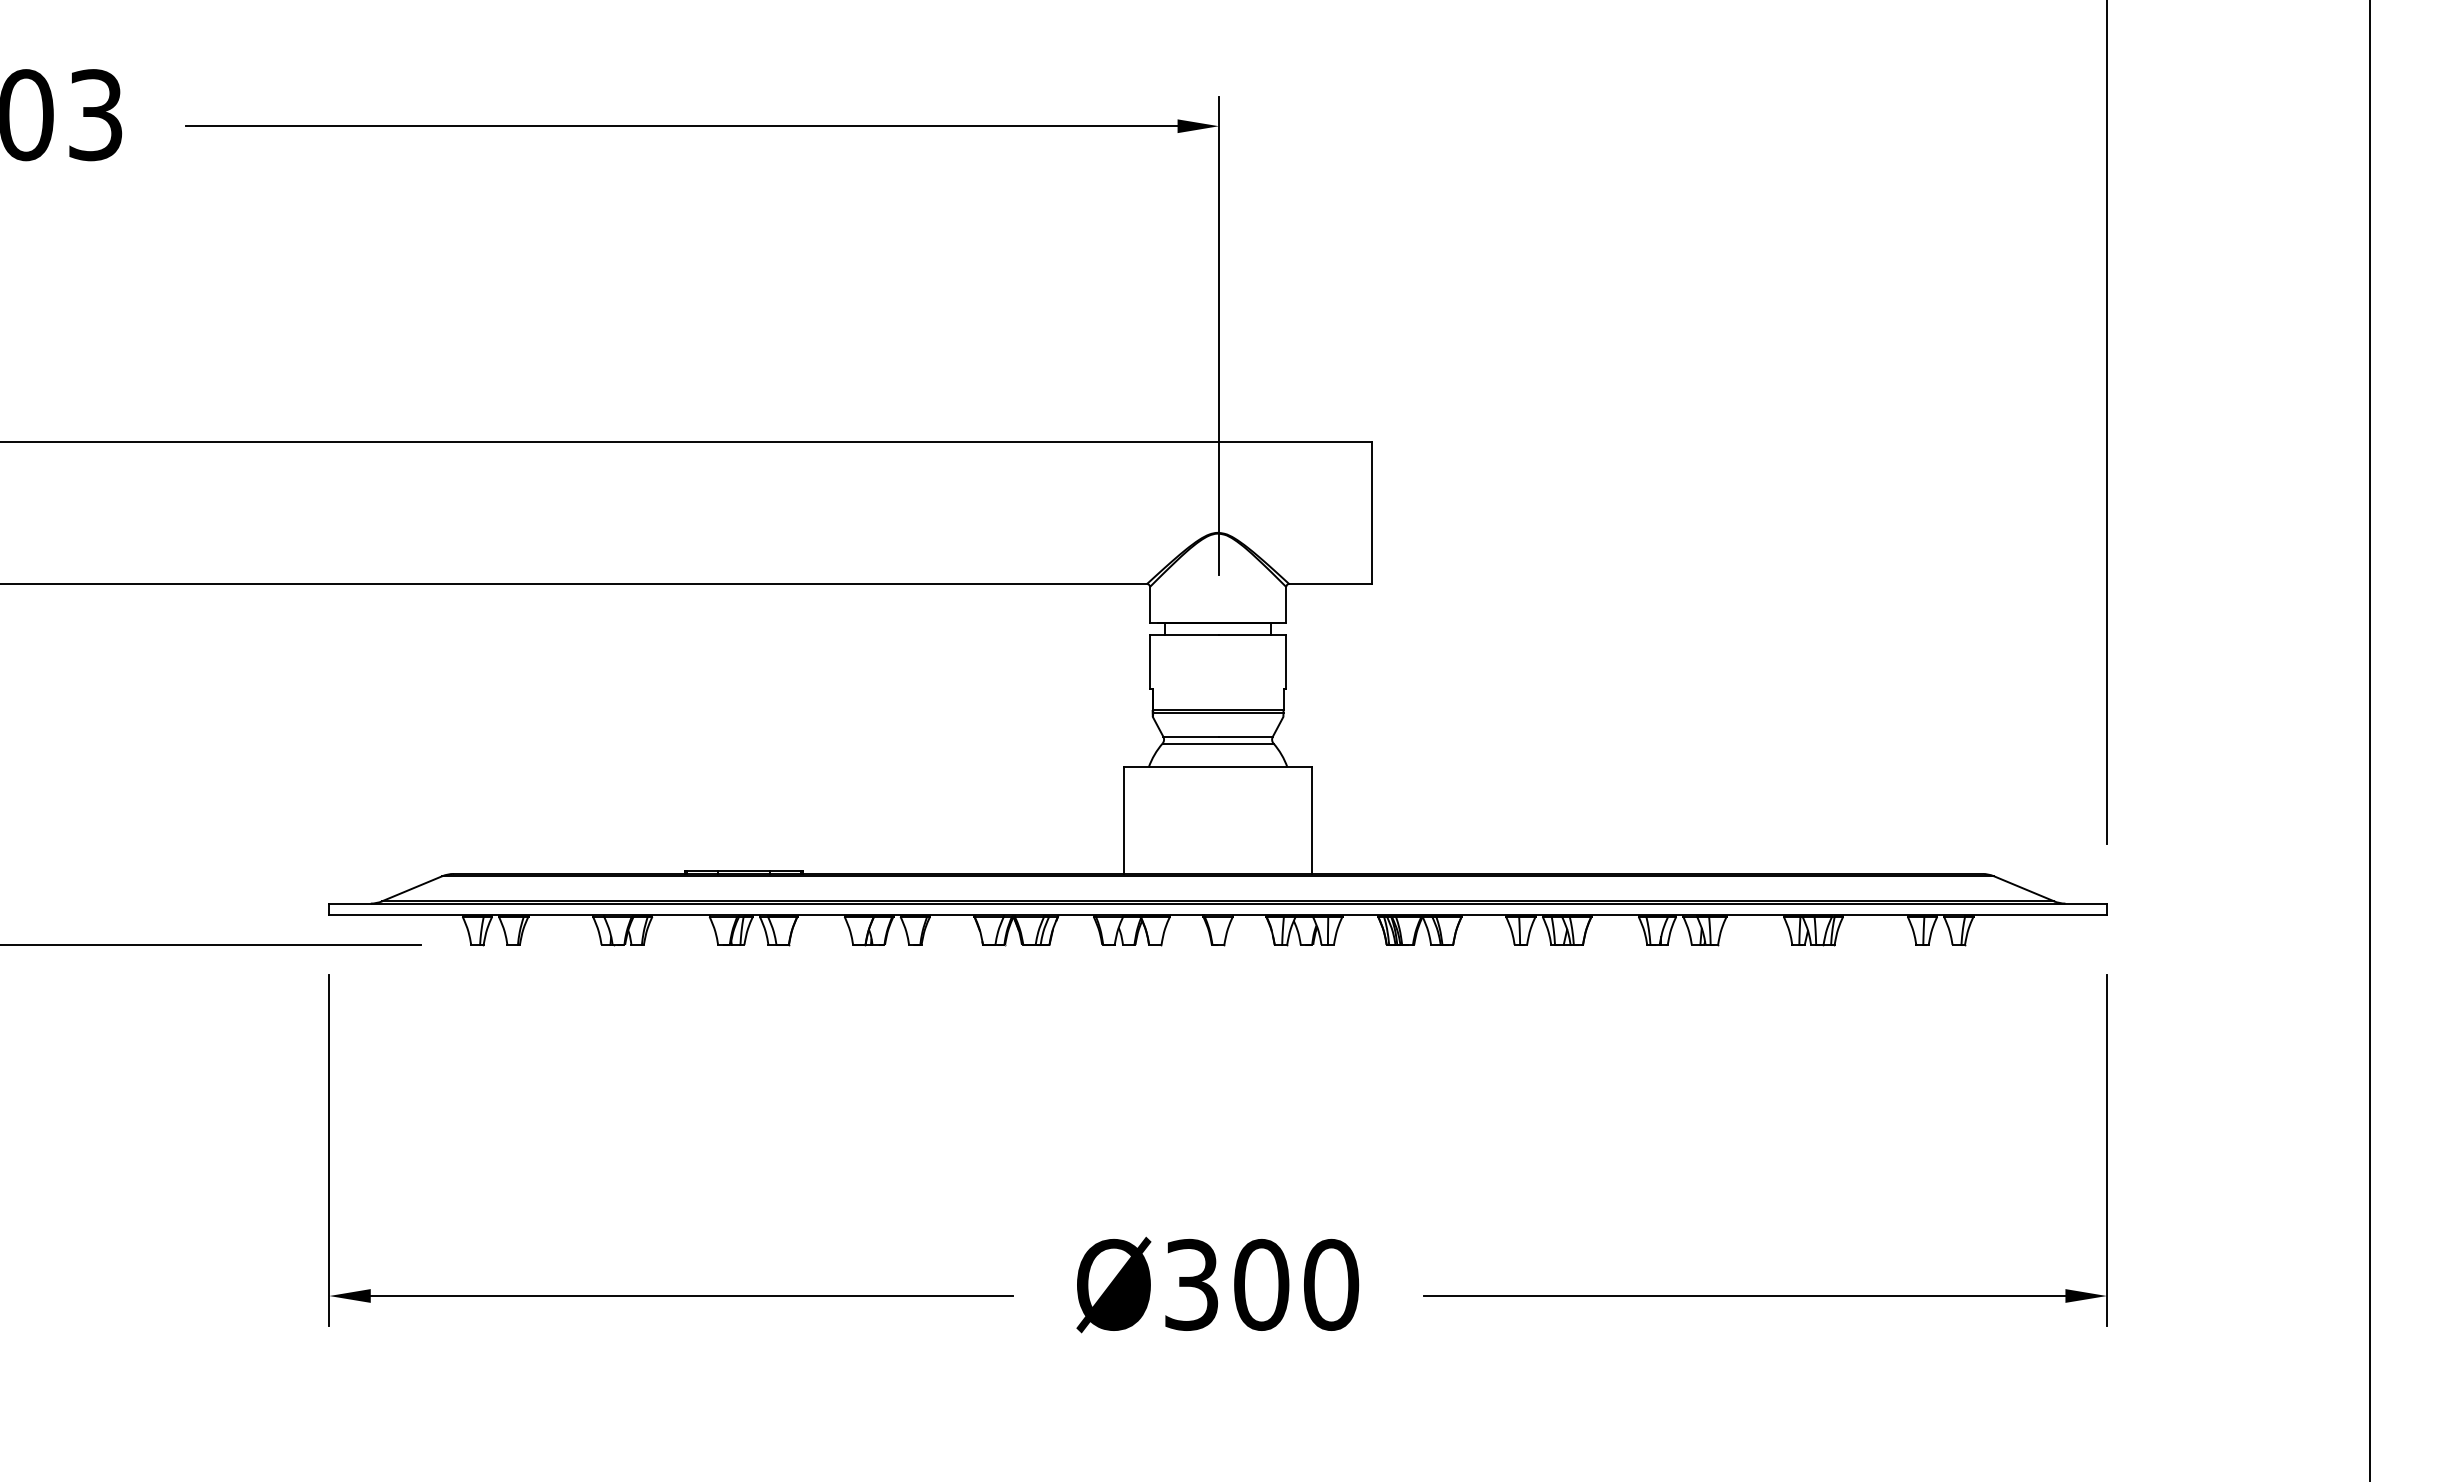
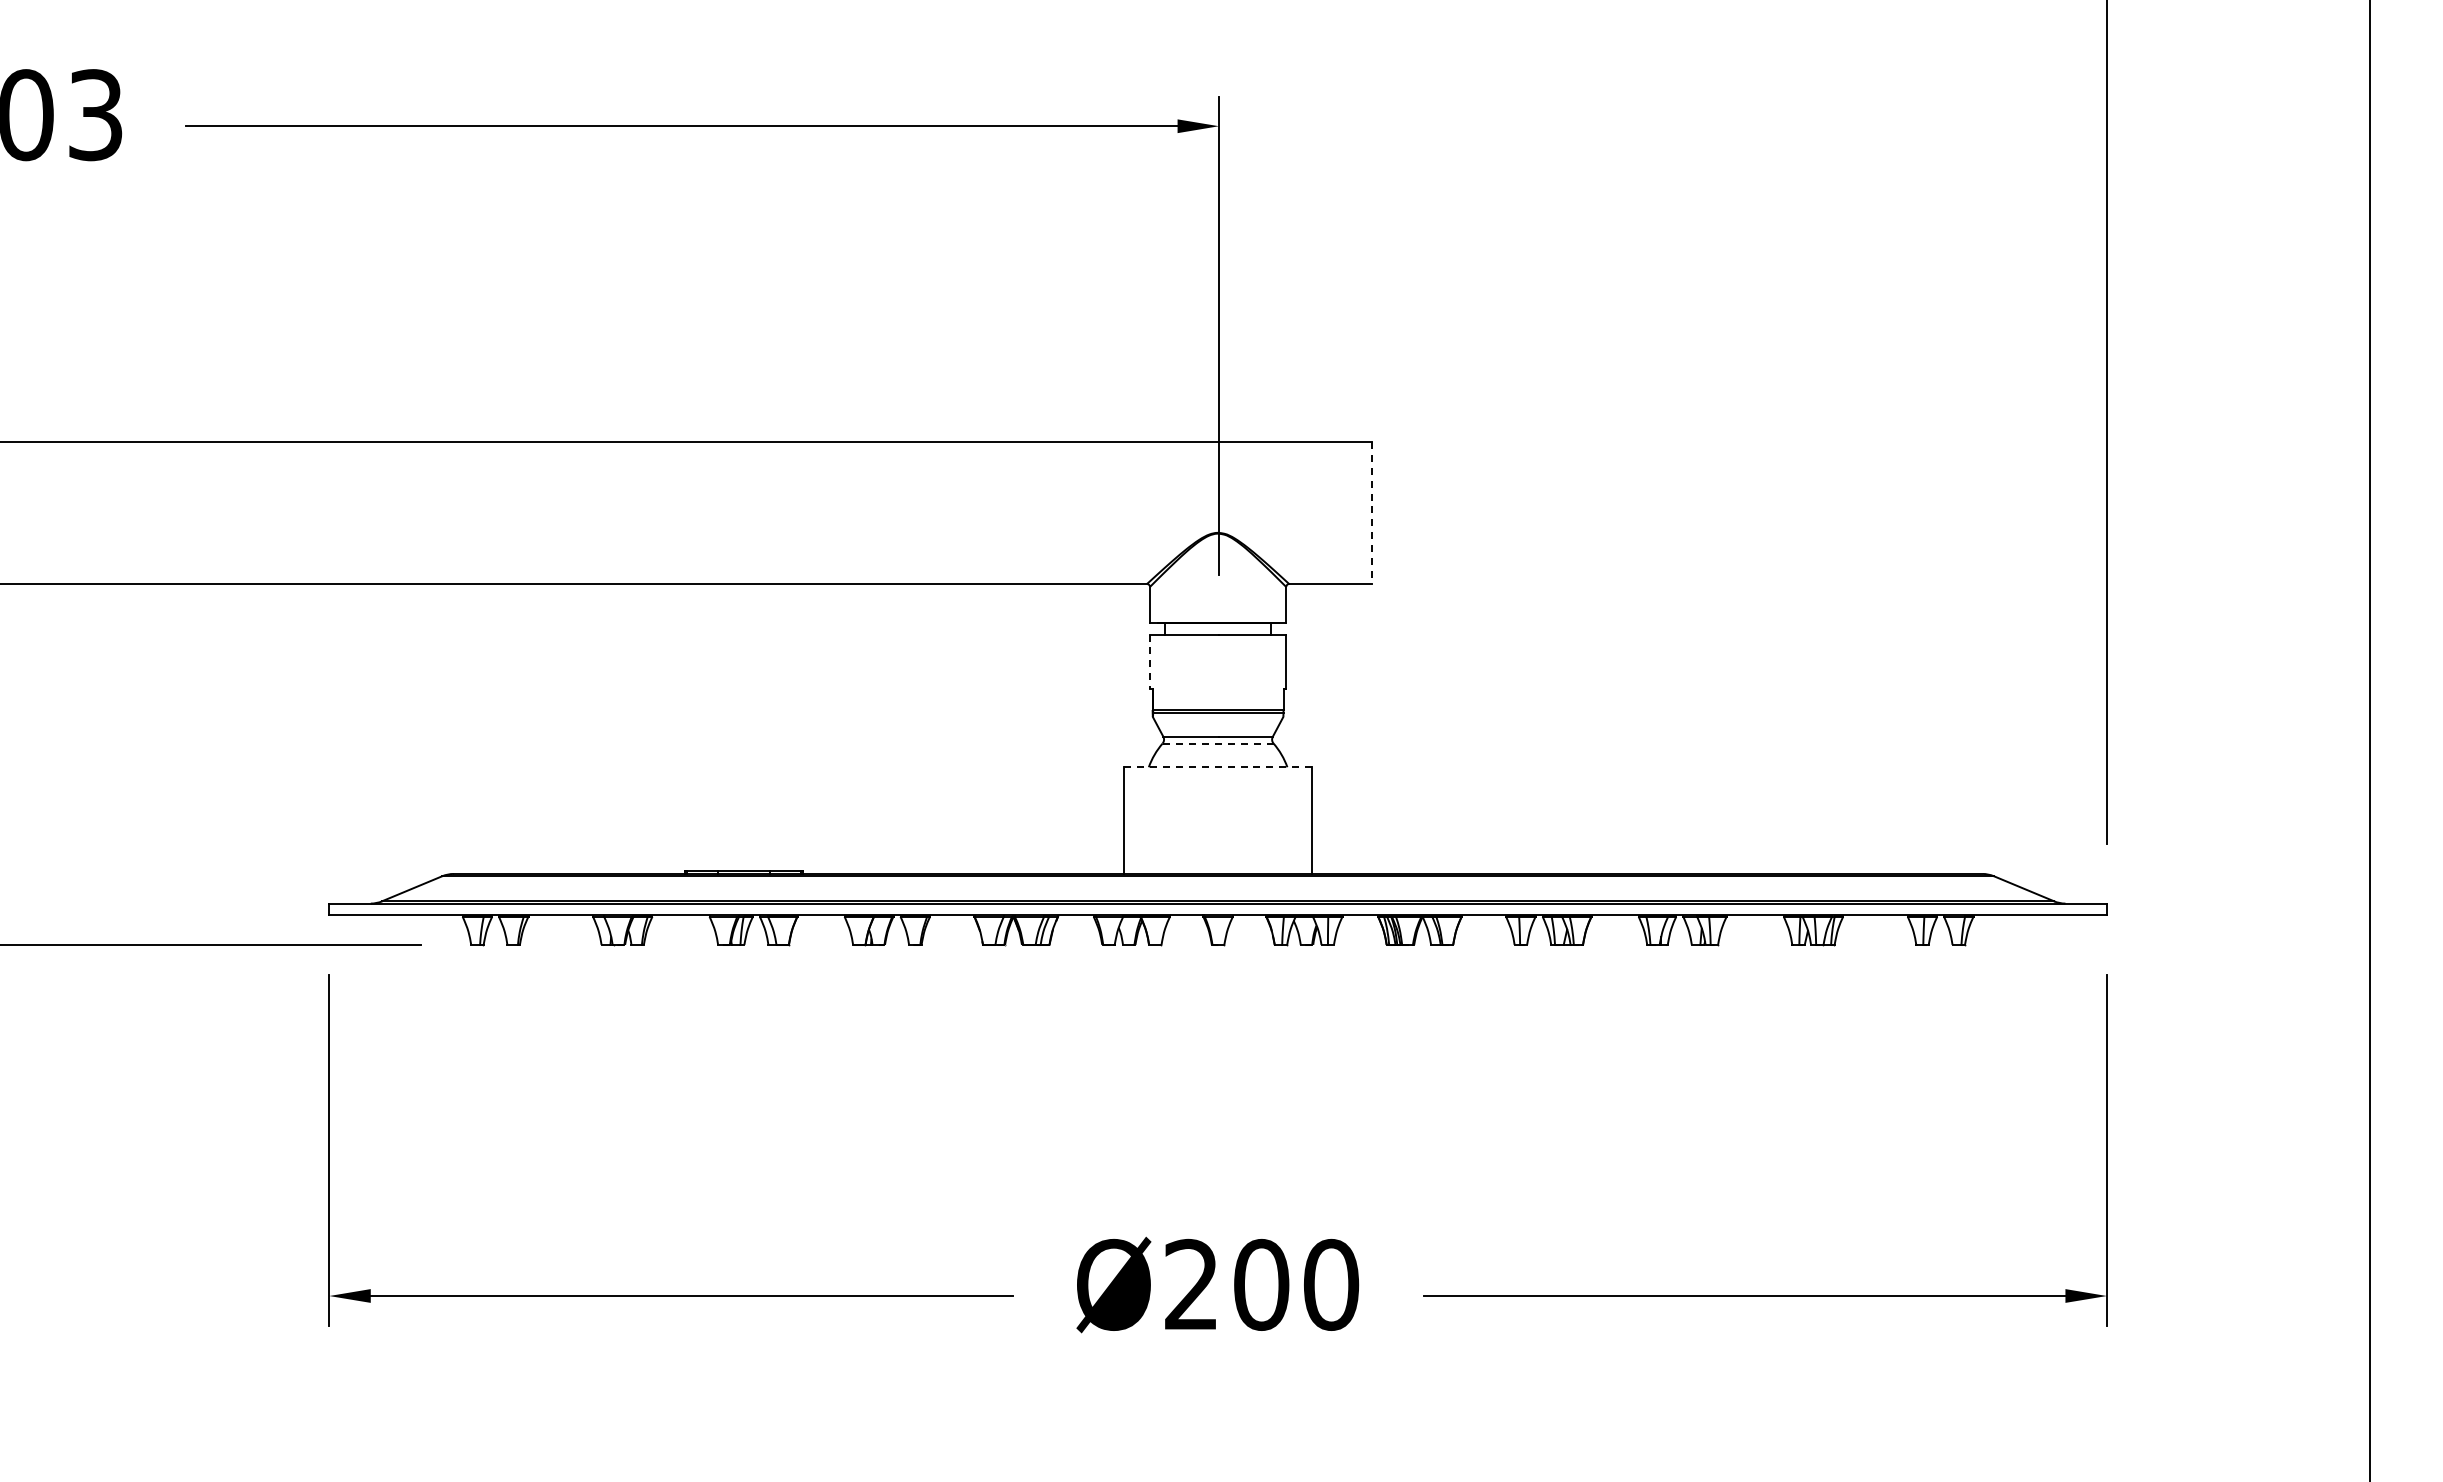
line: solid -> dashed (1372, 513)
line: solid -> dashed (1149, 662)
line: solid -> dashed (1217, 743)
line: solid -> dashed (1217, 767)
text: Ø300 -> Ø200 (1191, 1284)
